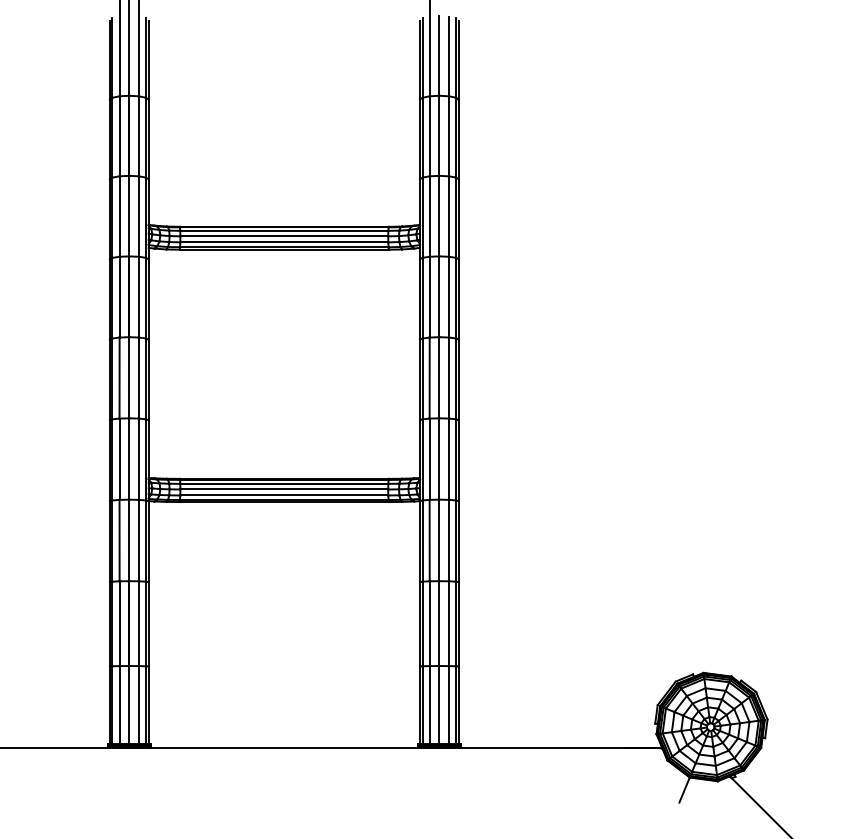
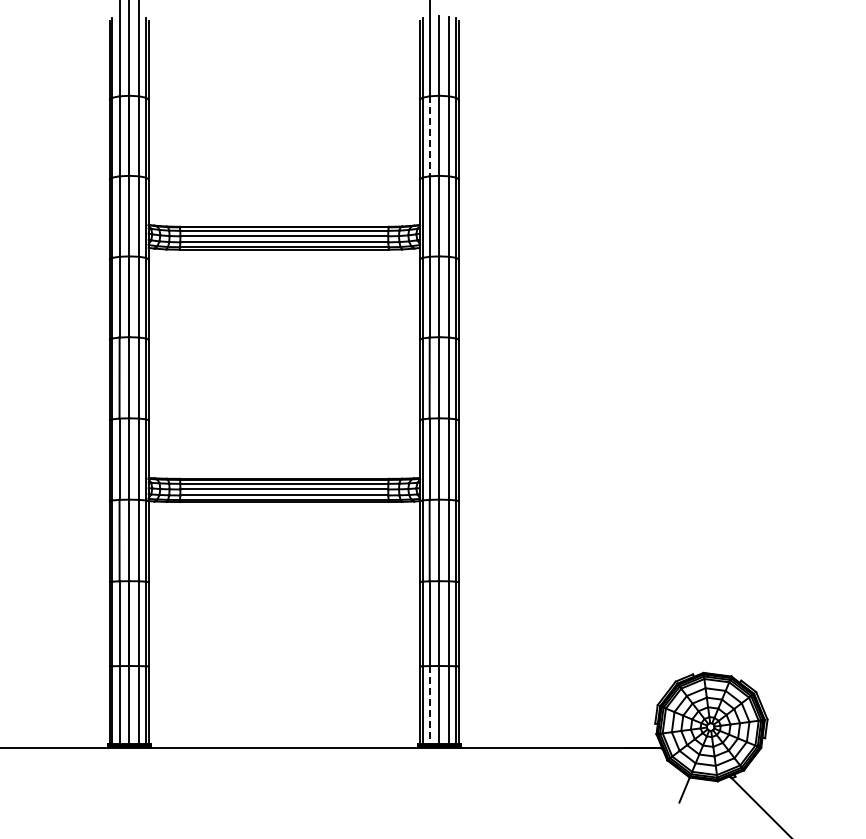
line: solid -> dashed (429, 136)
line: solid -> dashed (429, 705)
